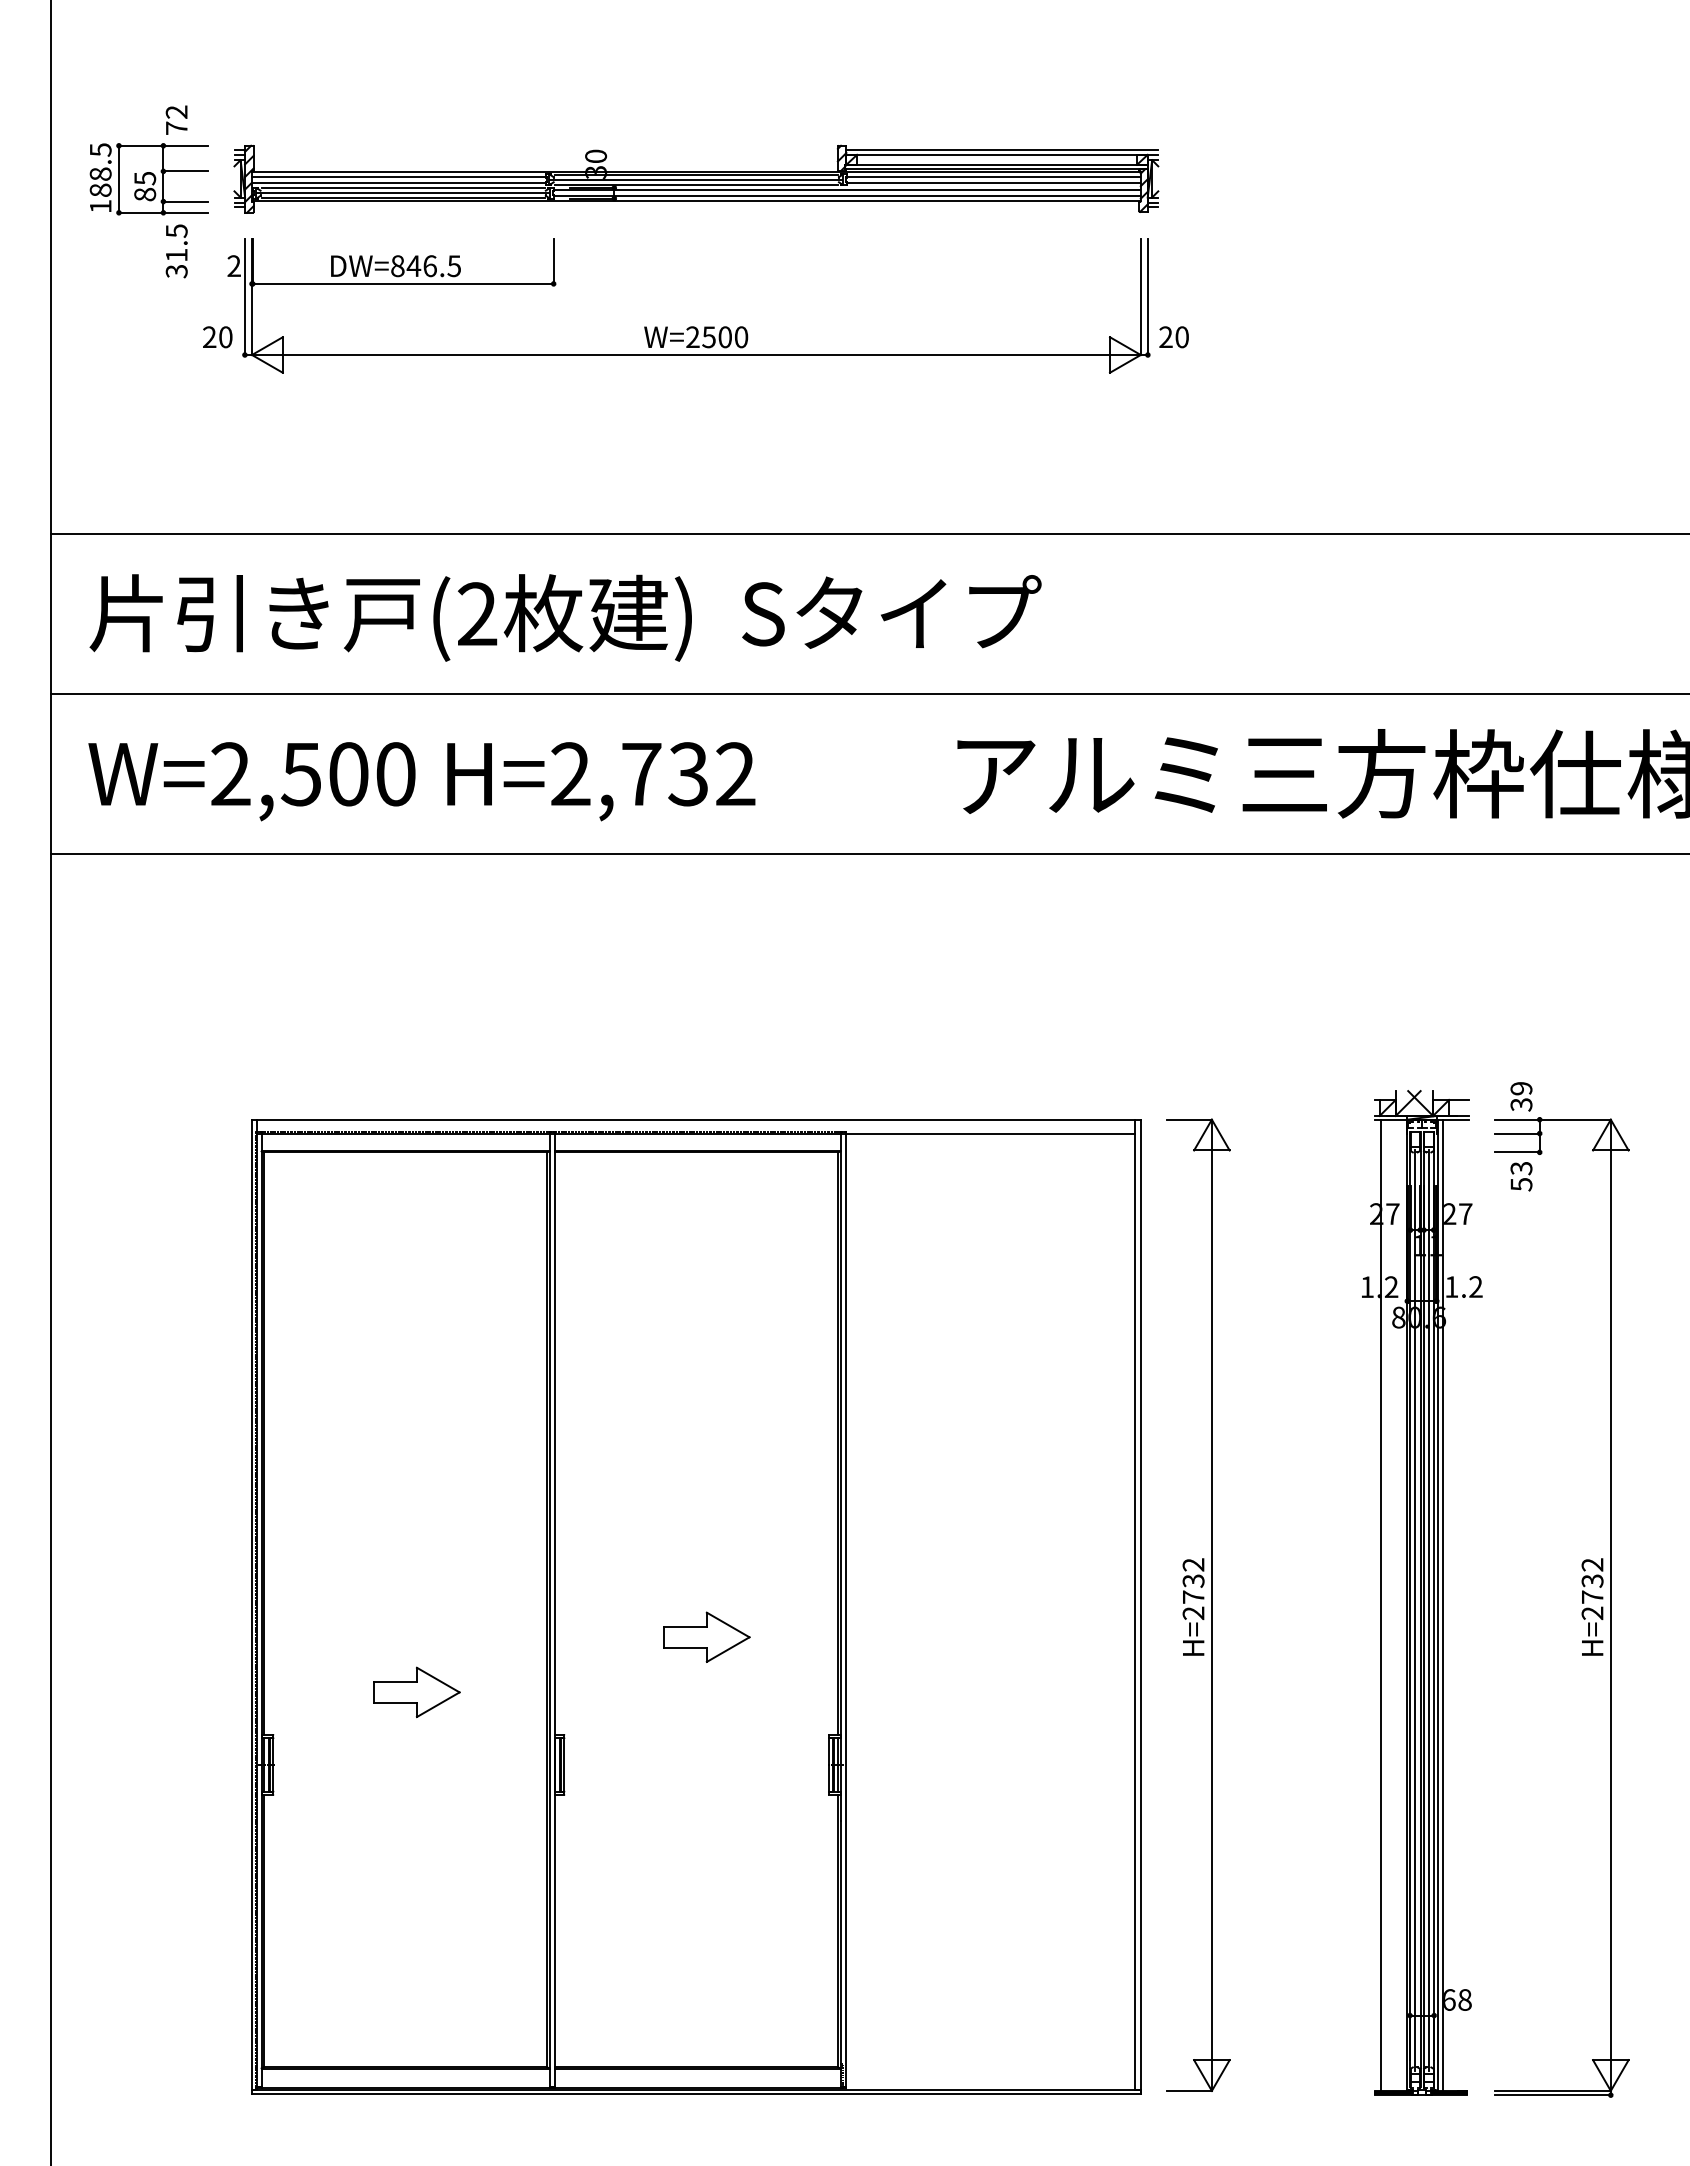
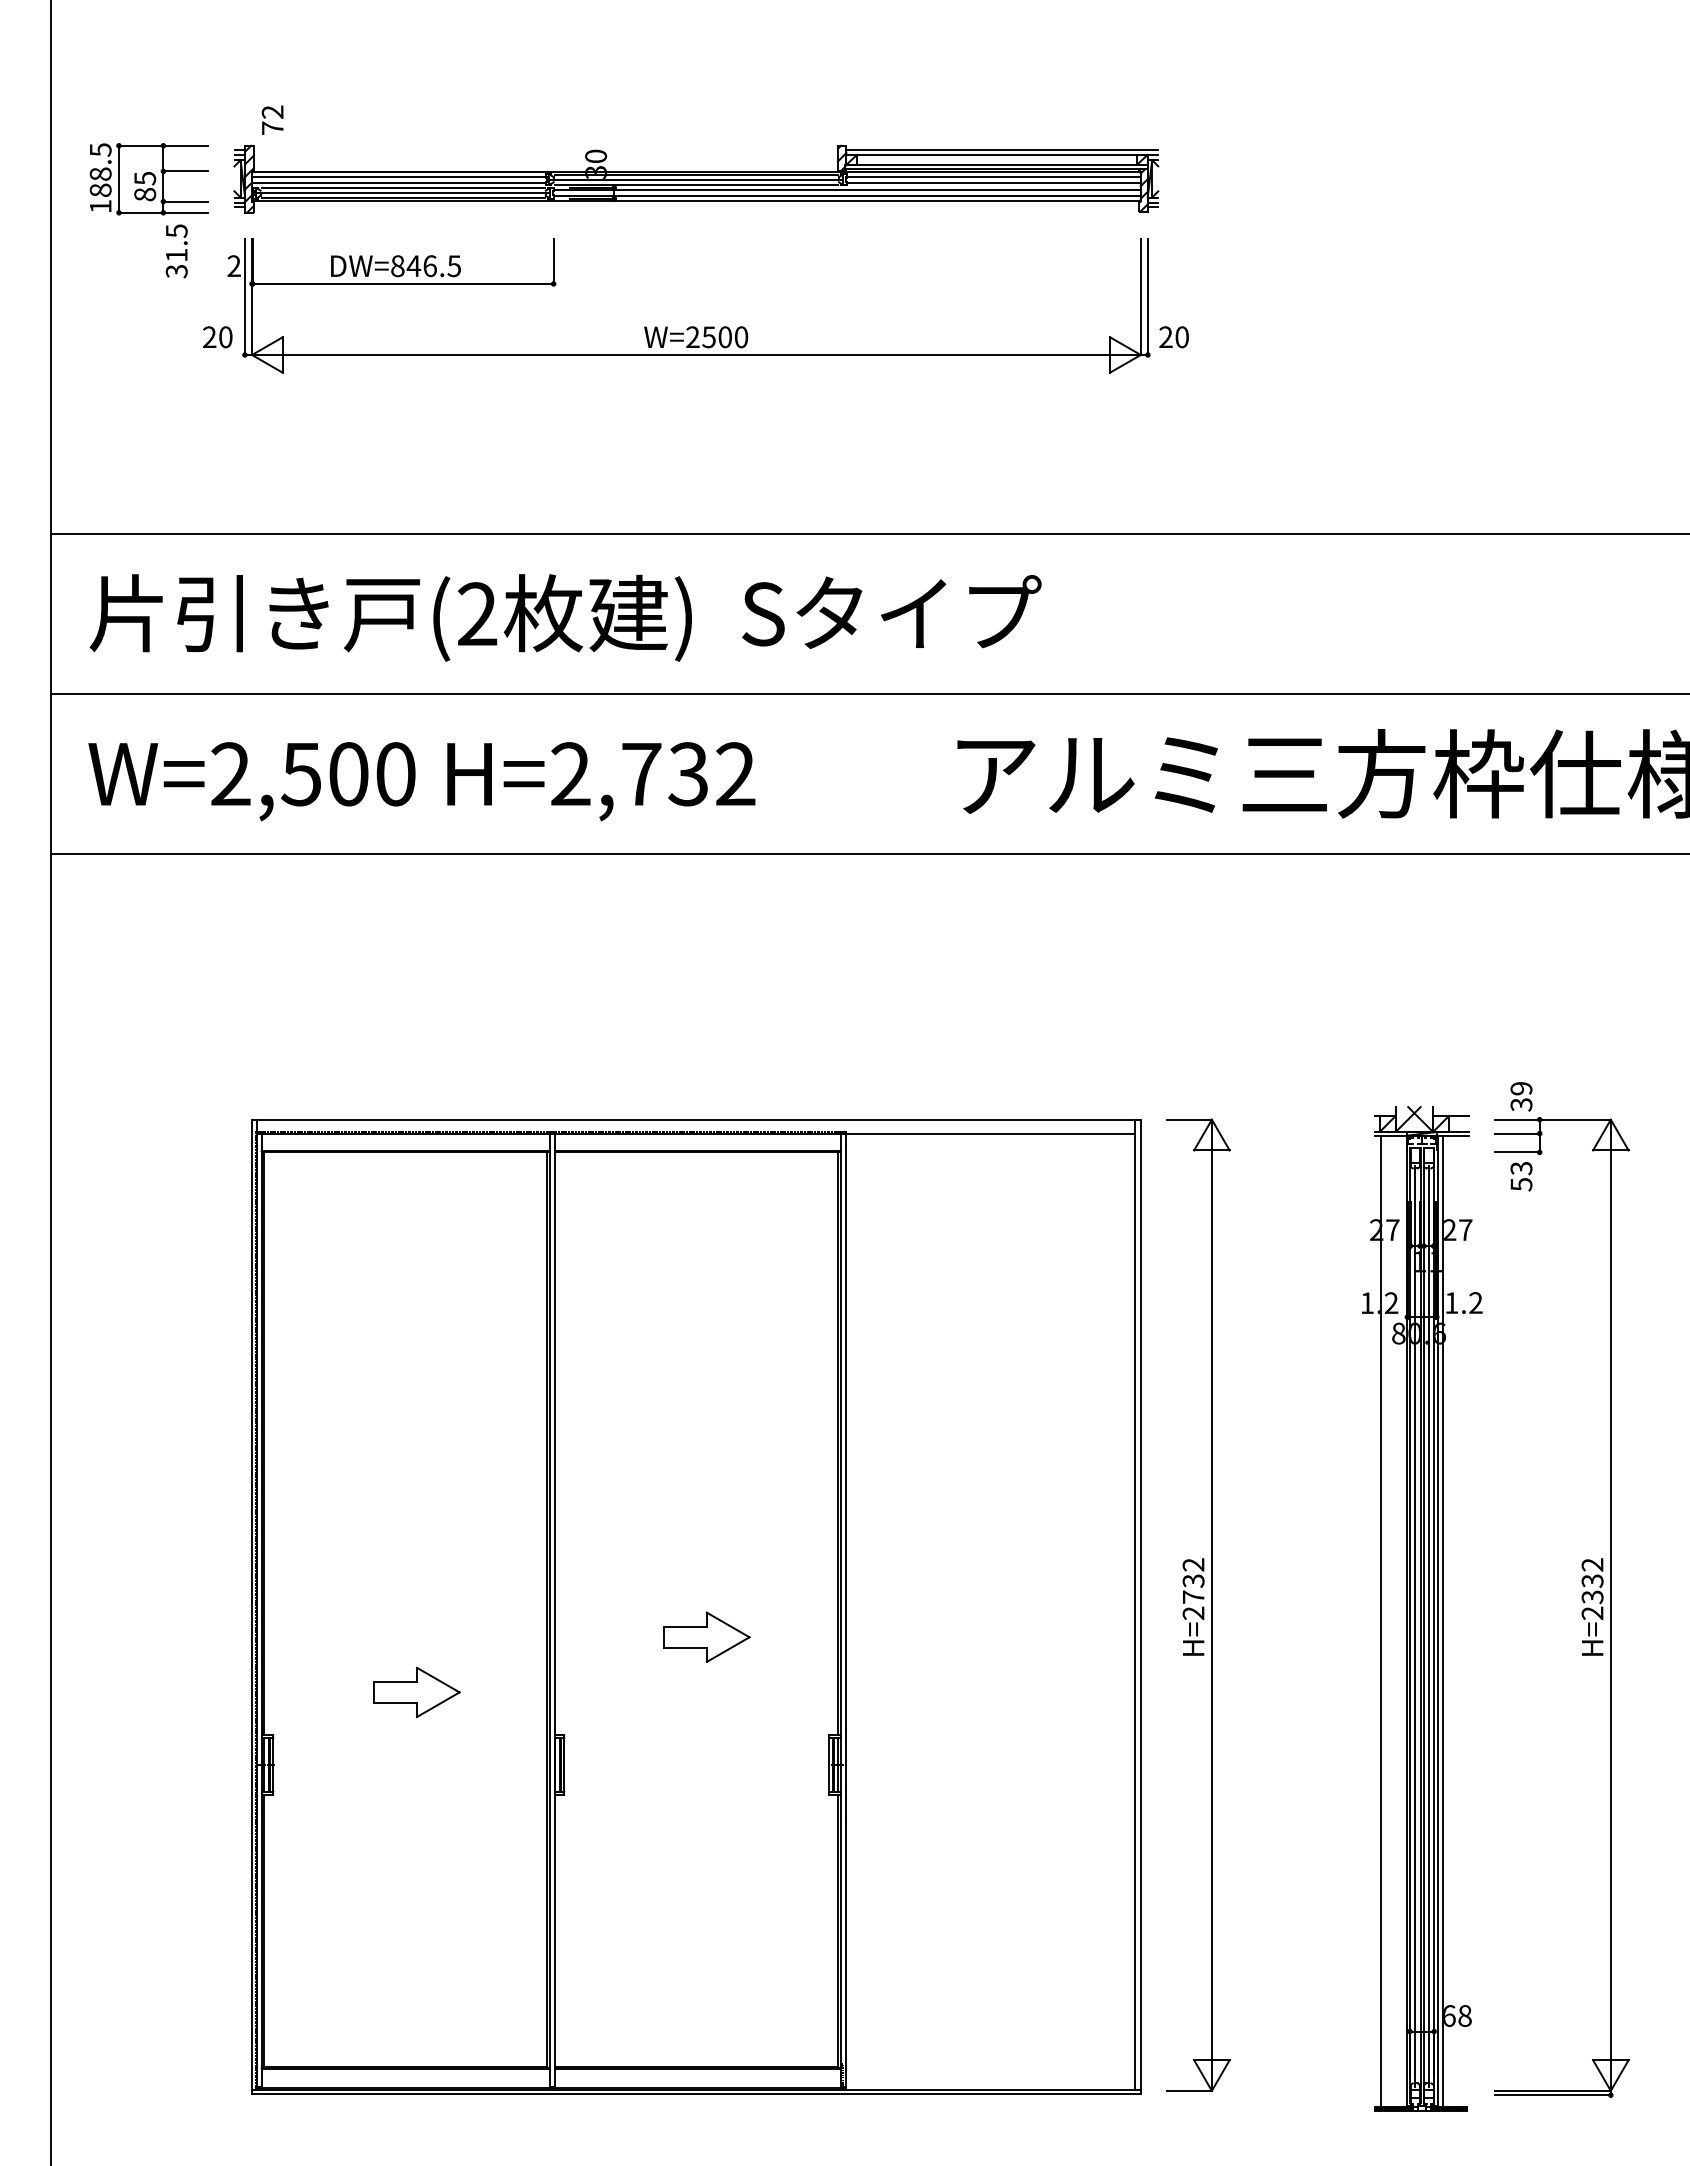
text position: (176, 119) -> (272, 119) (272, 119)
part position: (1422, 1592) -> (1422, 1608) (1422, 1608)
text: H=2732 -> H=2332 (1592, 1597)
